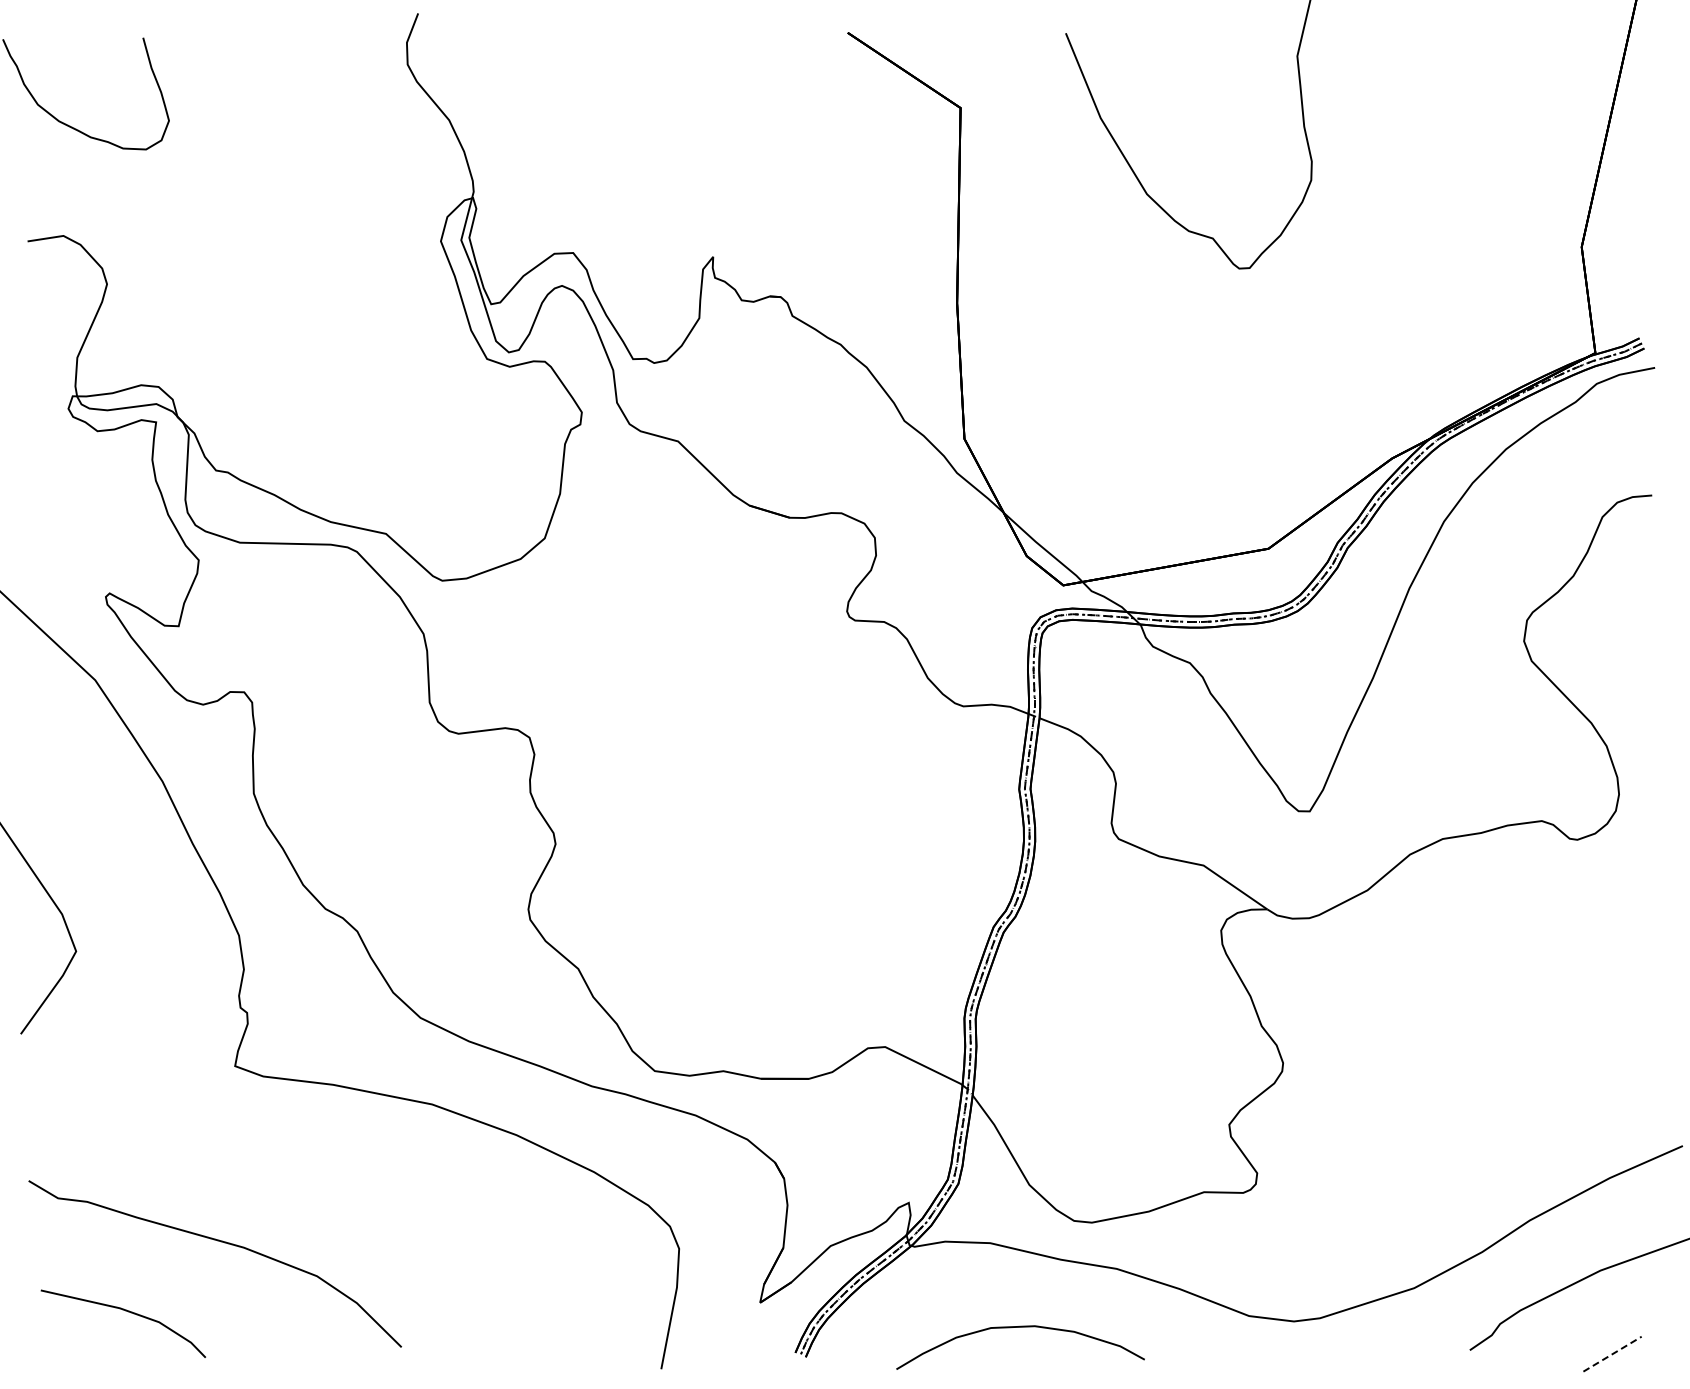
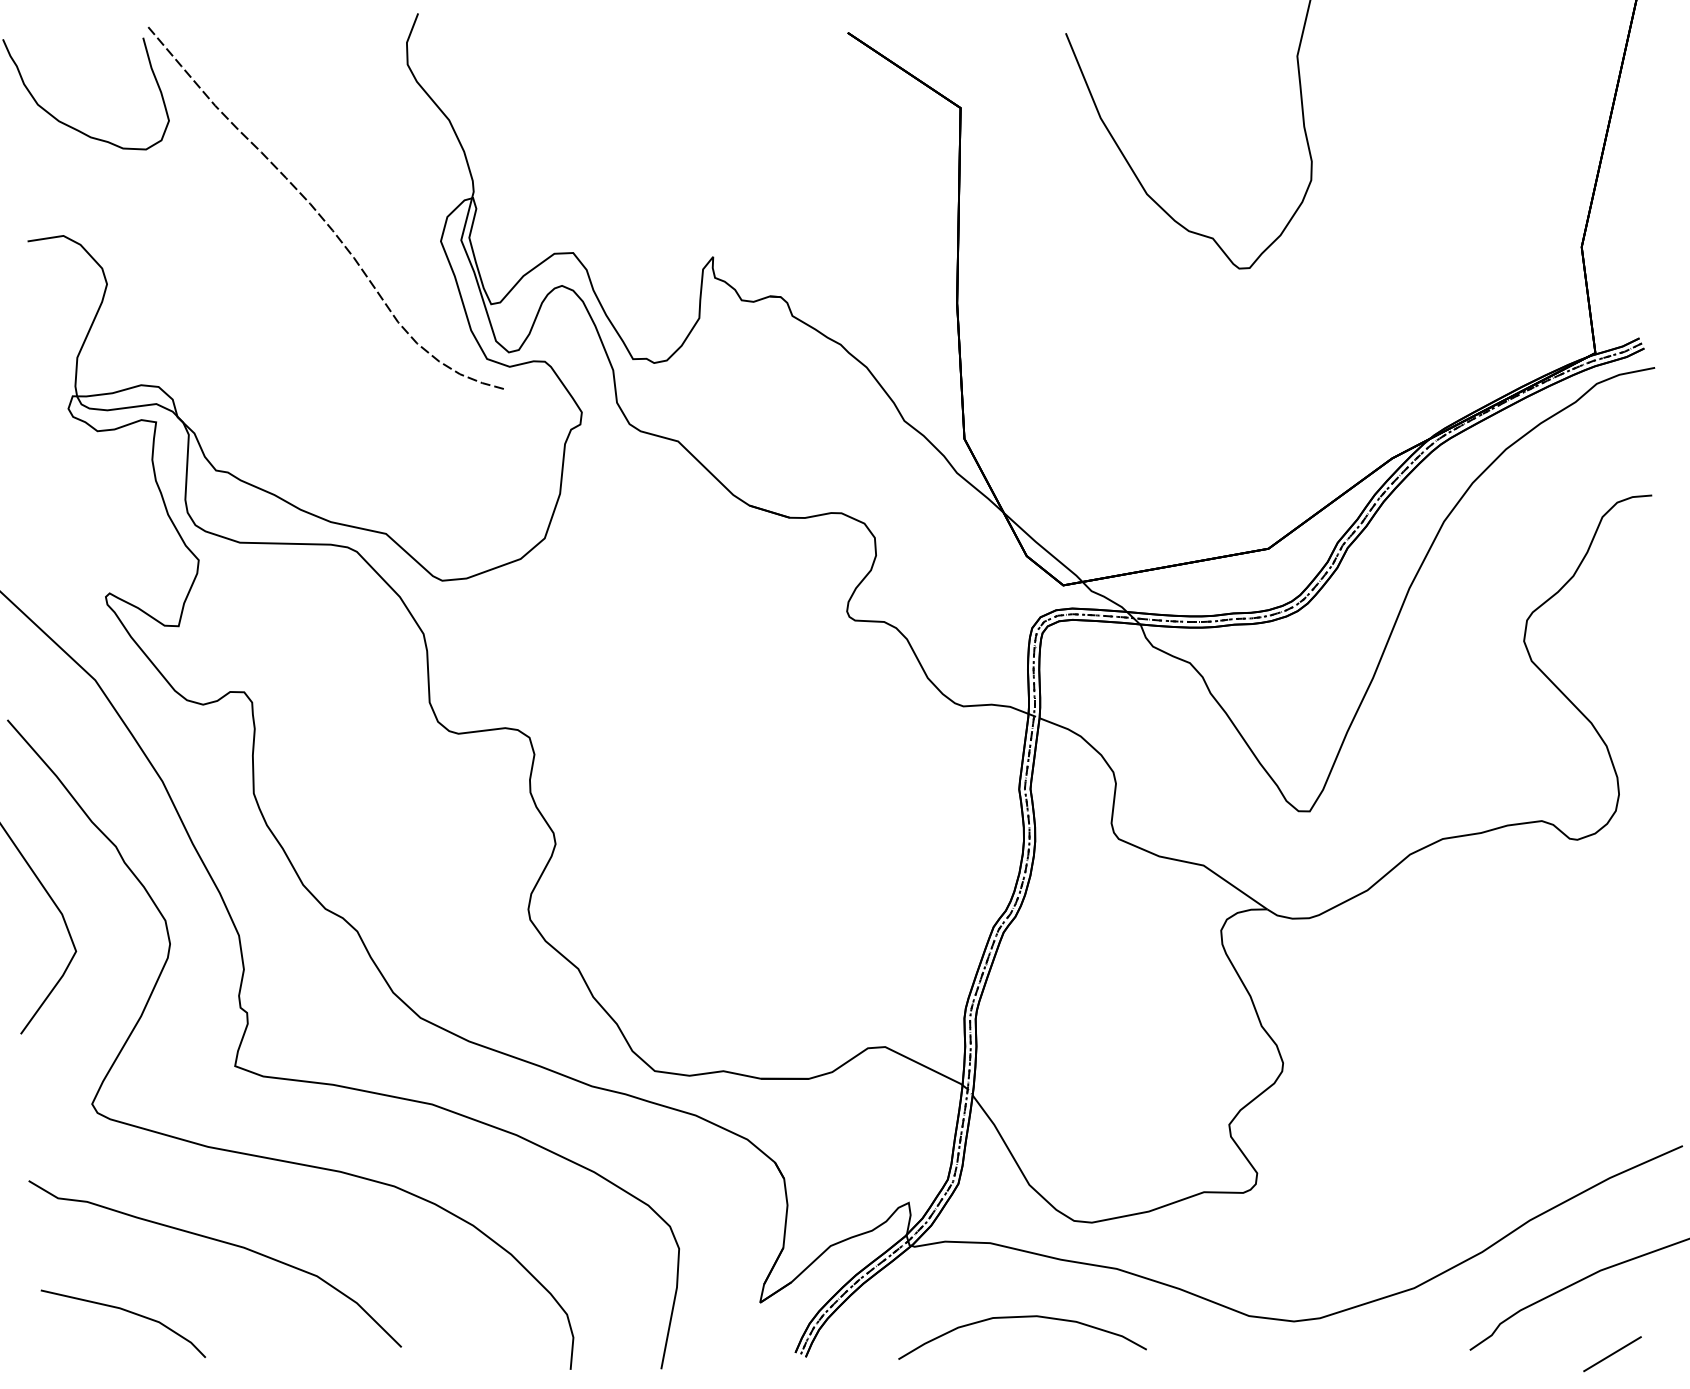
curve: none -> present (319, 213)
curve: none -> present (271, 1157)
curve position: (1020, 1327) -> (1022, 1317) (1022, 1317)
line: dashed -> solid (1612, 1354)
